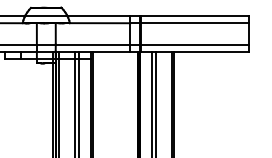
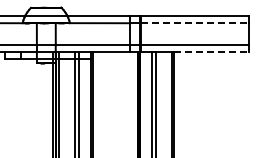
line: solid -> dashed (195, 23)
line: solid -> dashed (212, 51)
